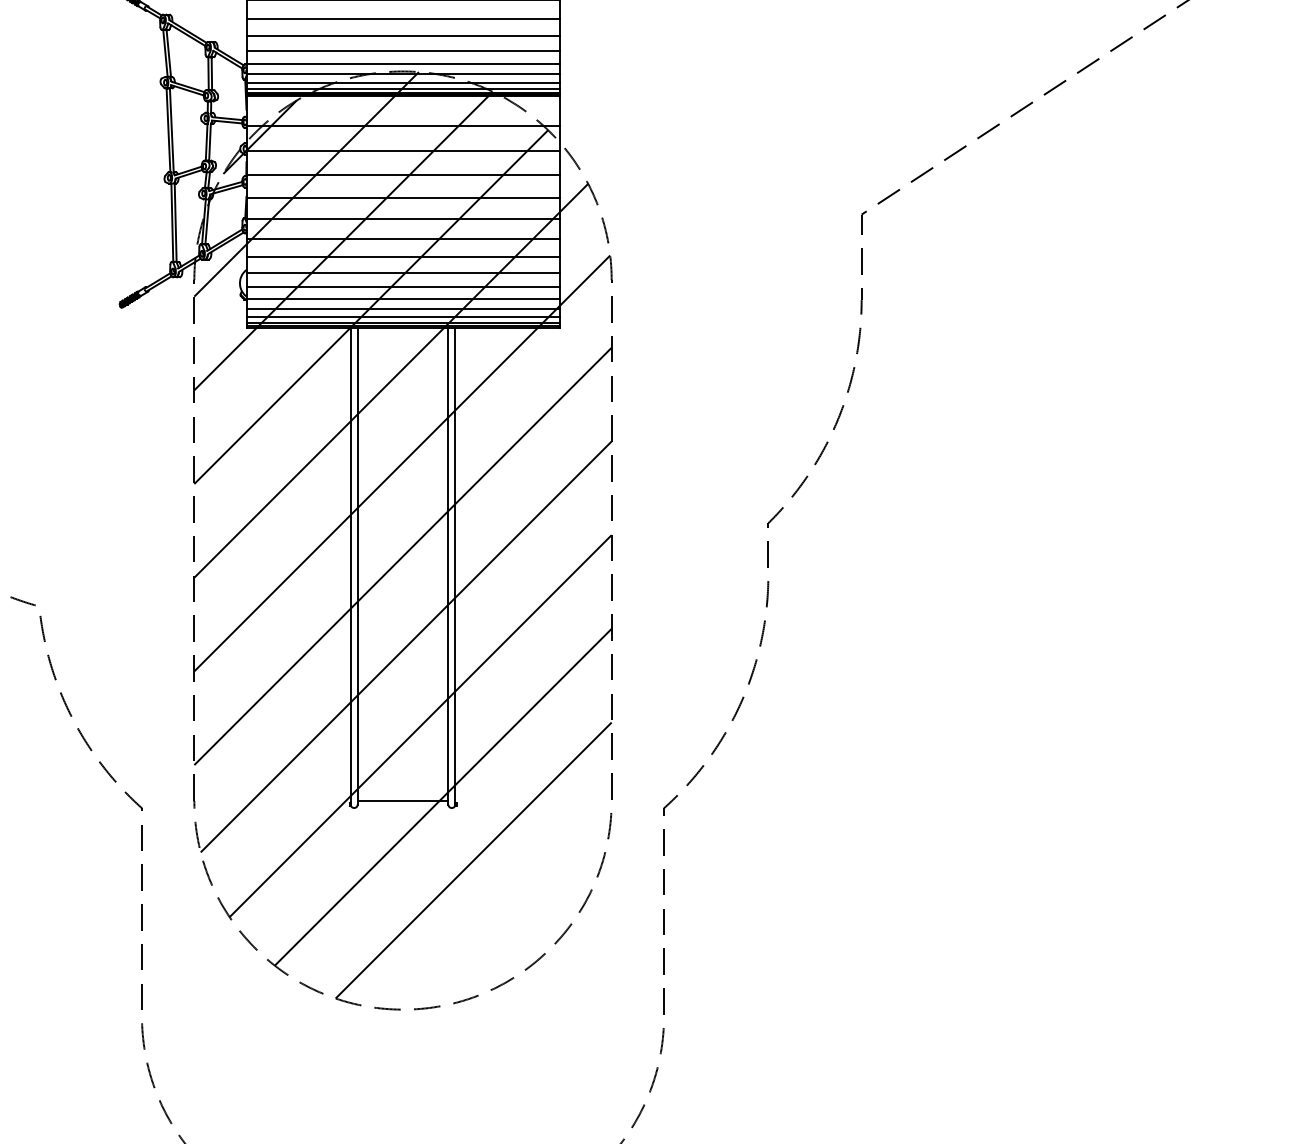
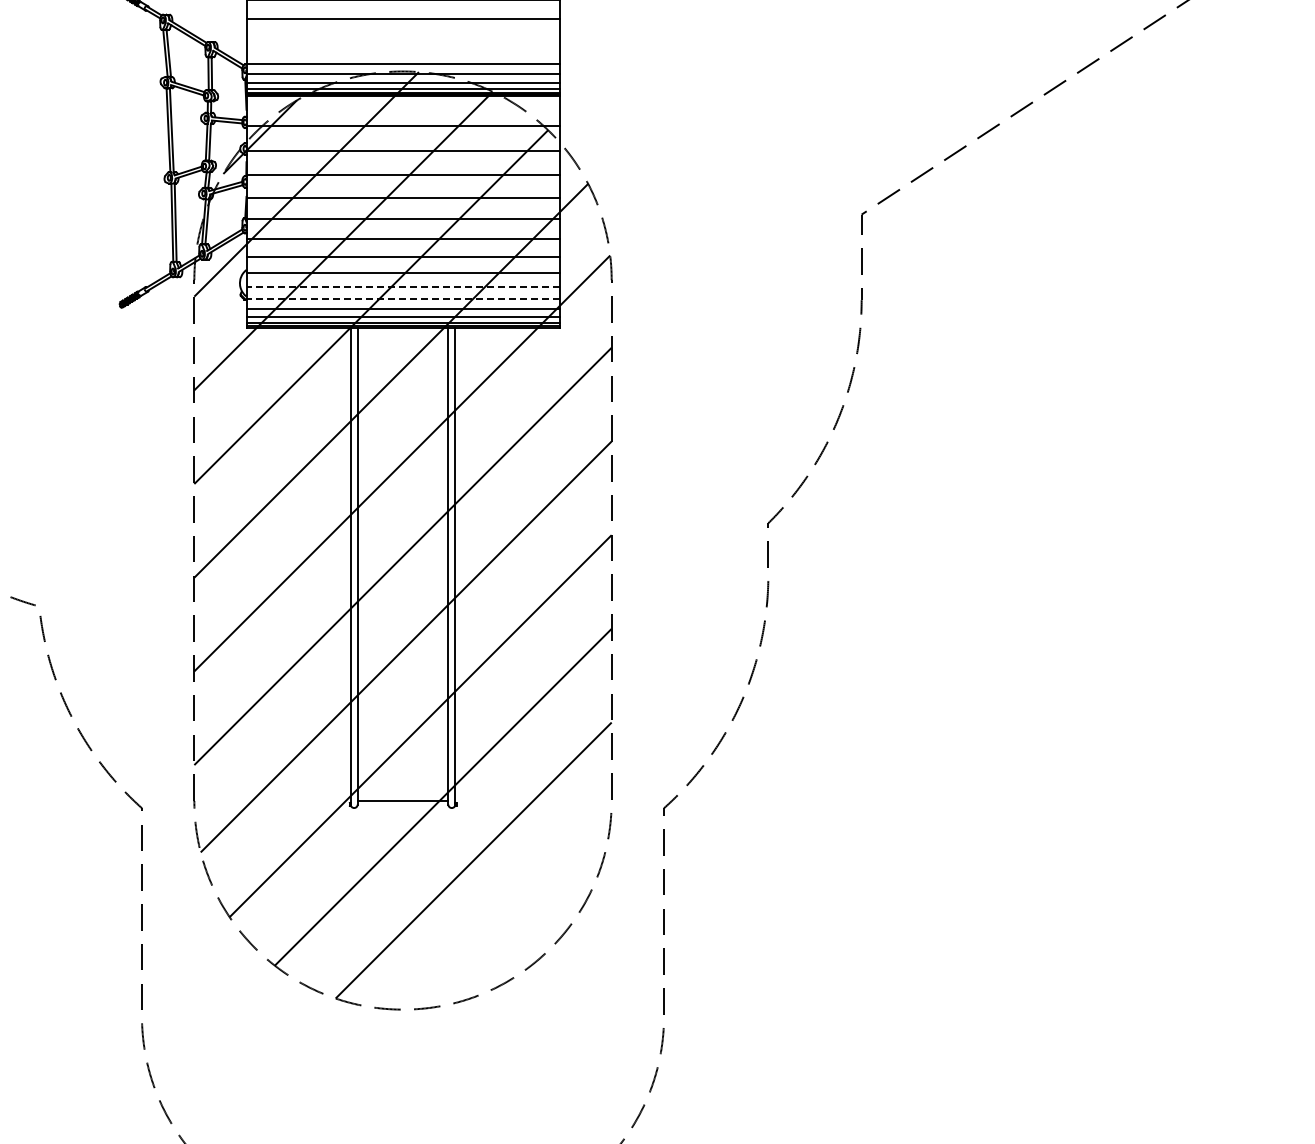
line: present -> none (402, 35)
line: present -> none (402, 50)
line: solid -> dashed (402, 286)
line: solid -> dashed (402, 299)
